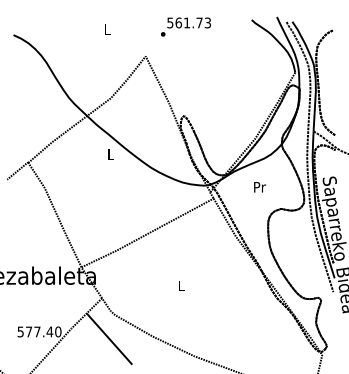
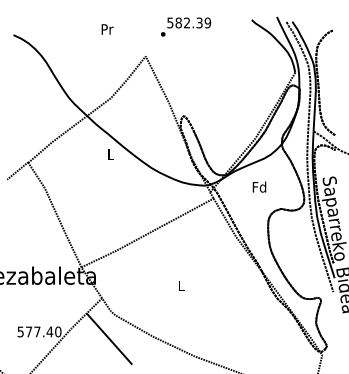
text: 561.73 -> 582.39 (193, 22)
text: L -> Pr (107, 29)
text: Pr -> Fd (259, 186)
